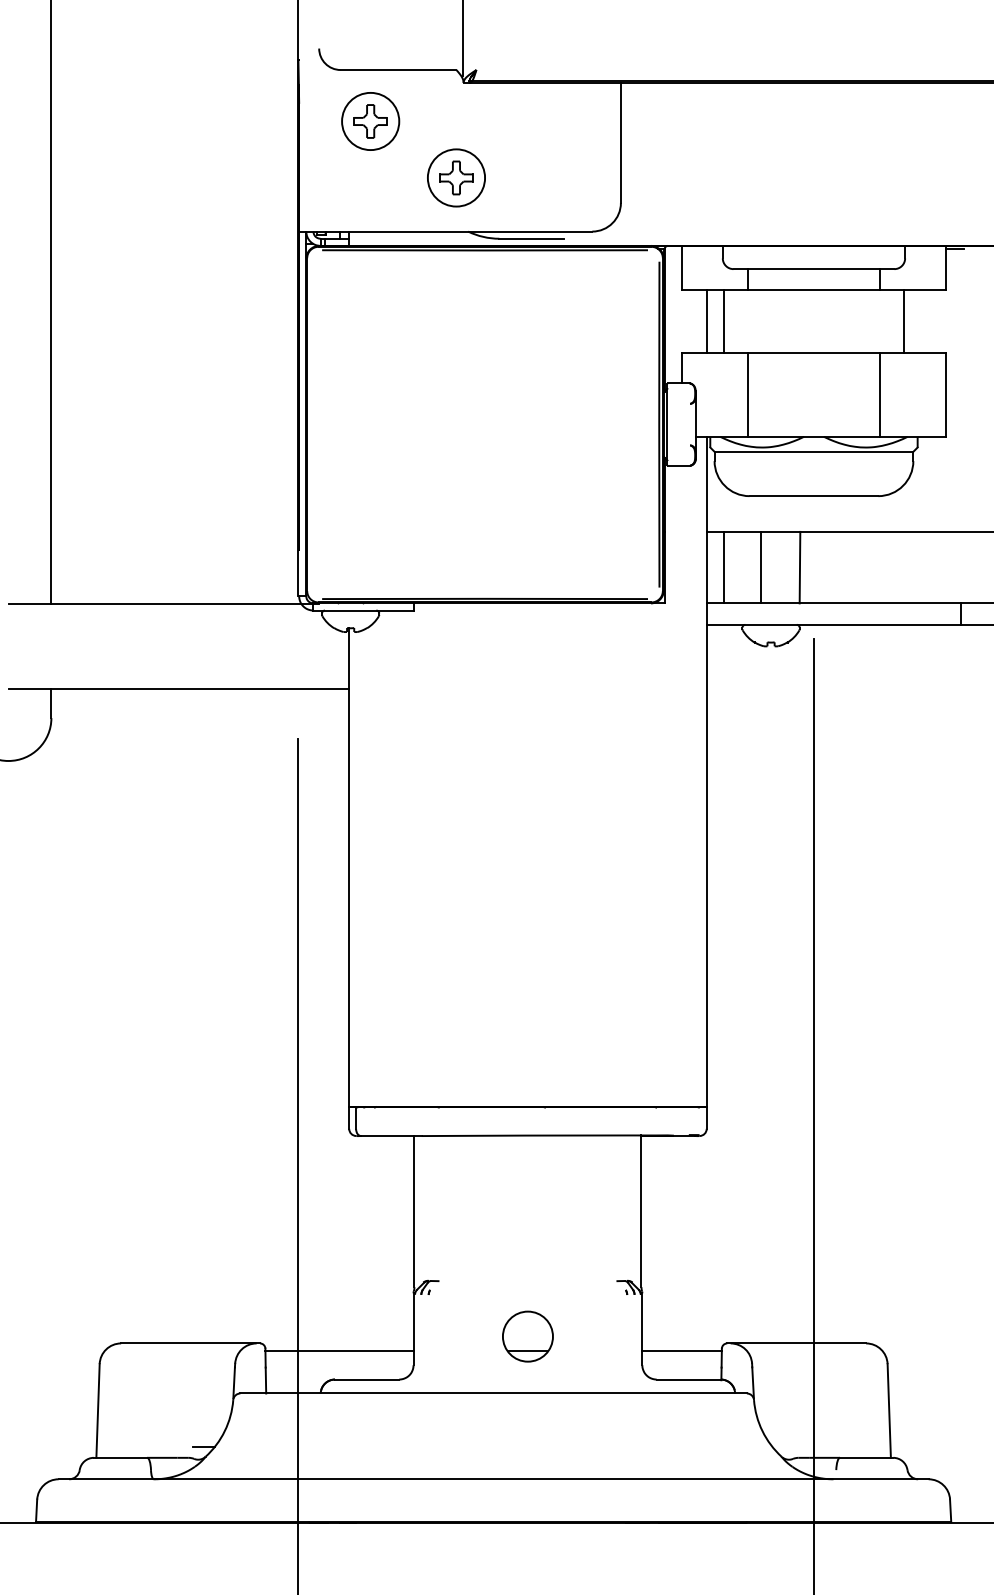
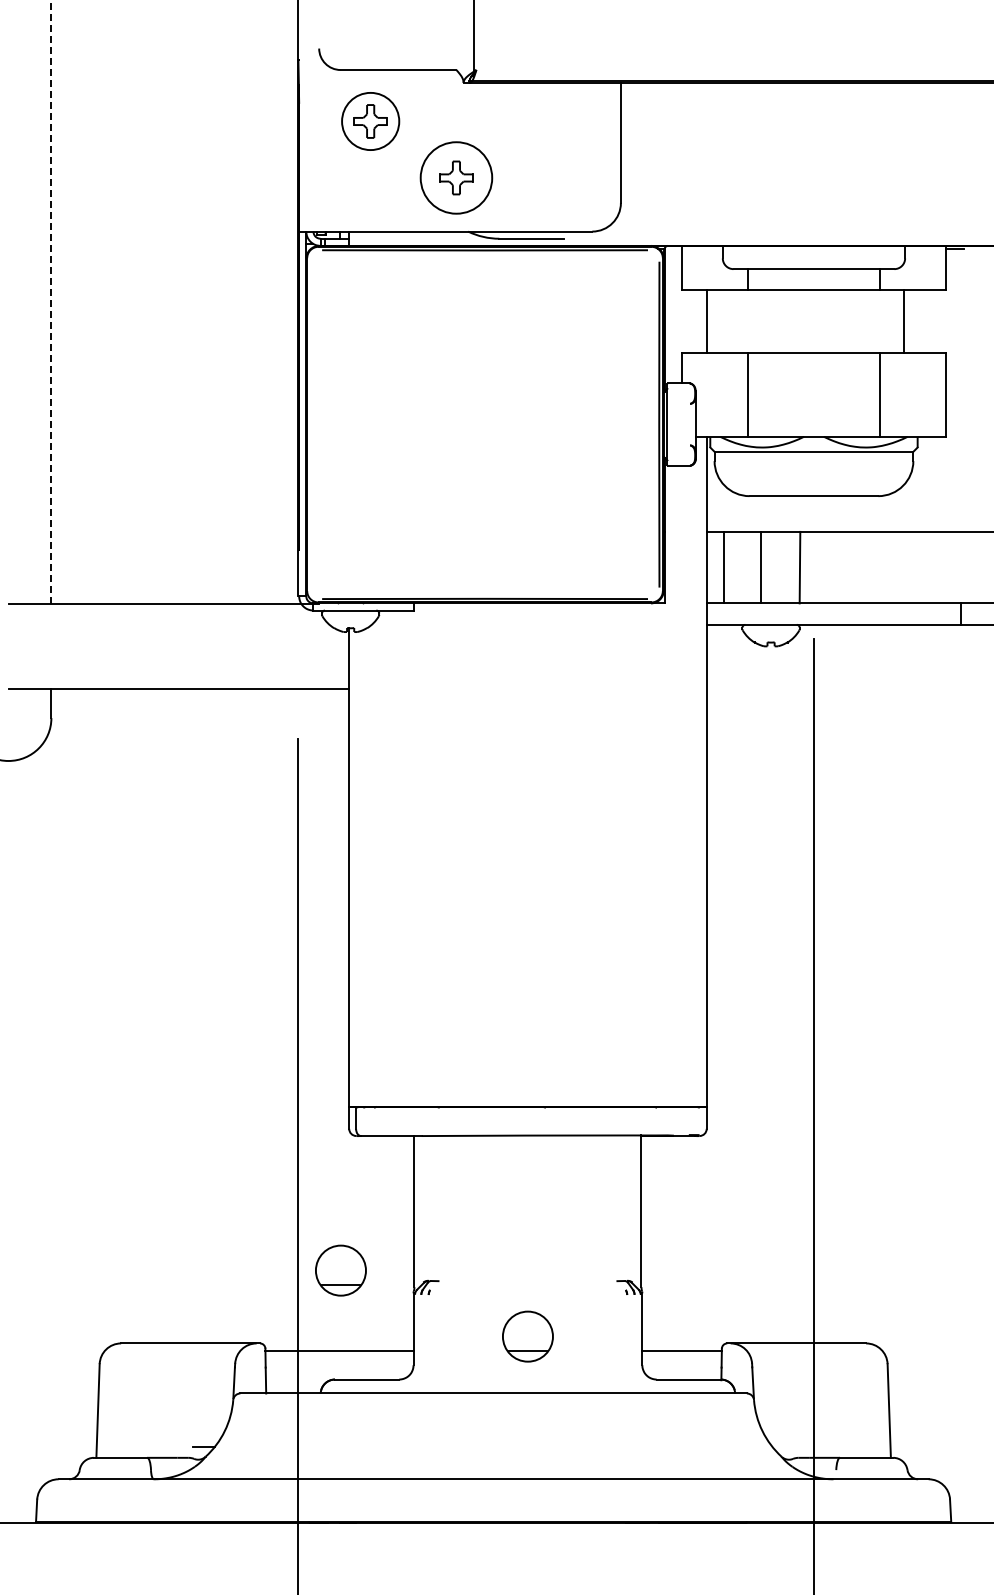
line position: (462, 38) -> (473, 38) (473, 38)
circle diameter: 57 px -> 72 px (456, 177)
line: solid -> dashed (51, 302)
line: present -> none (723, 321)
part: none -> present (340, 1270)
